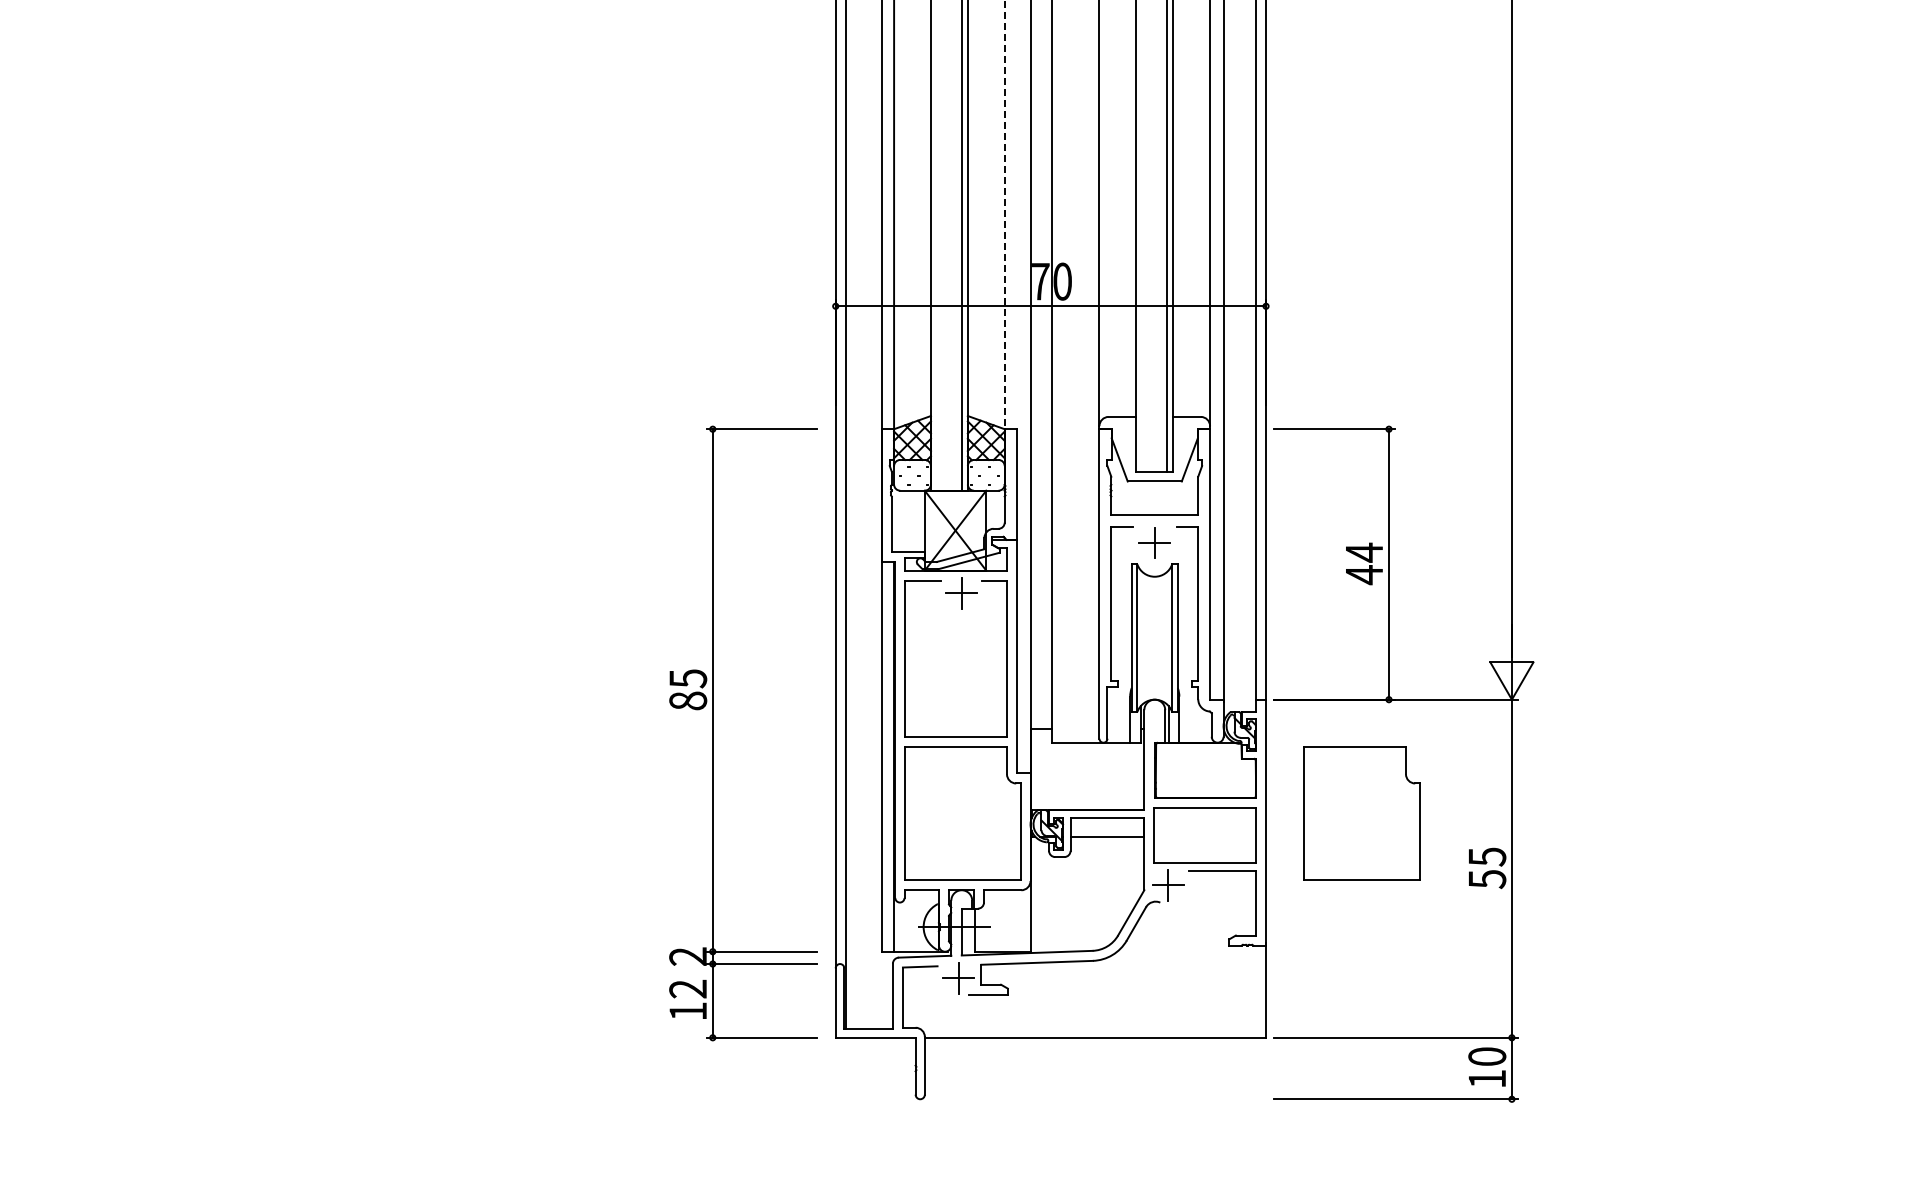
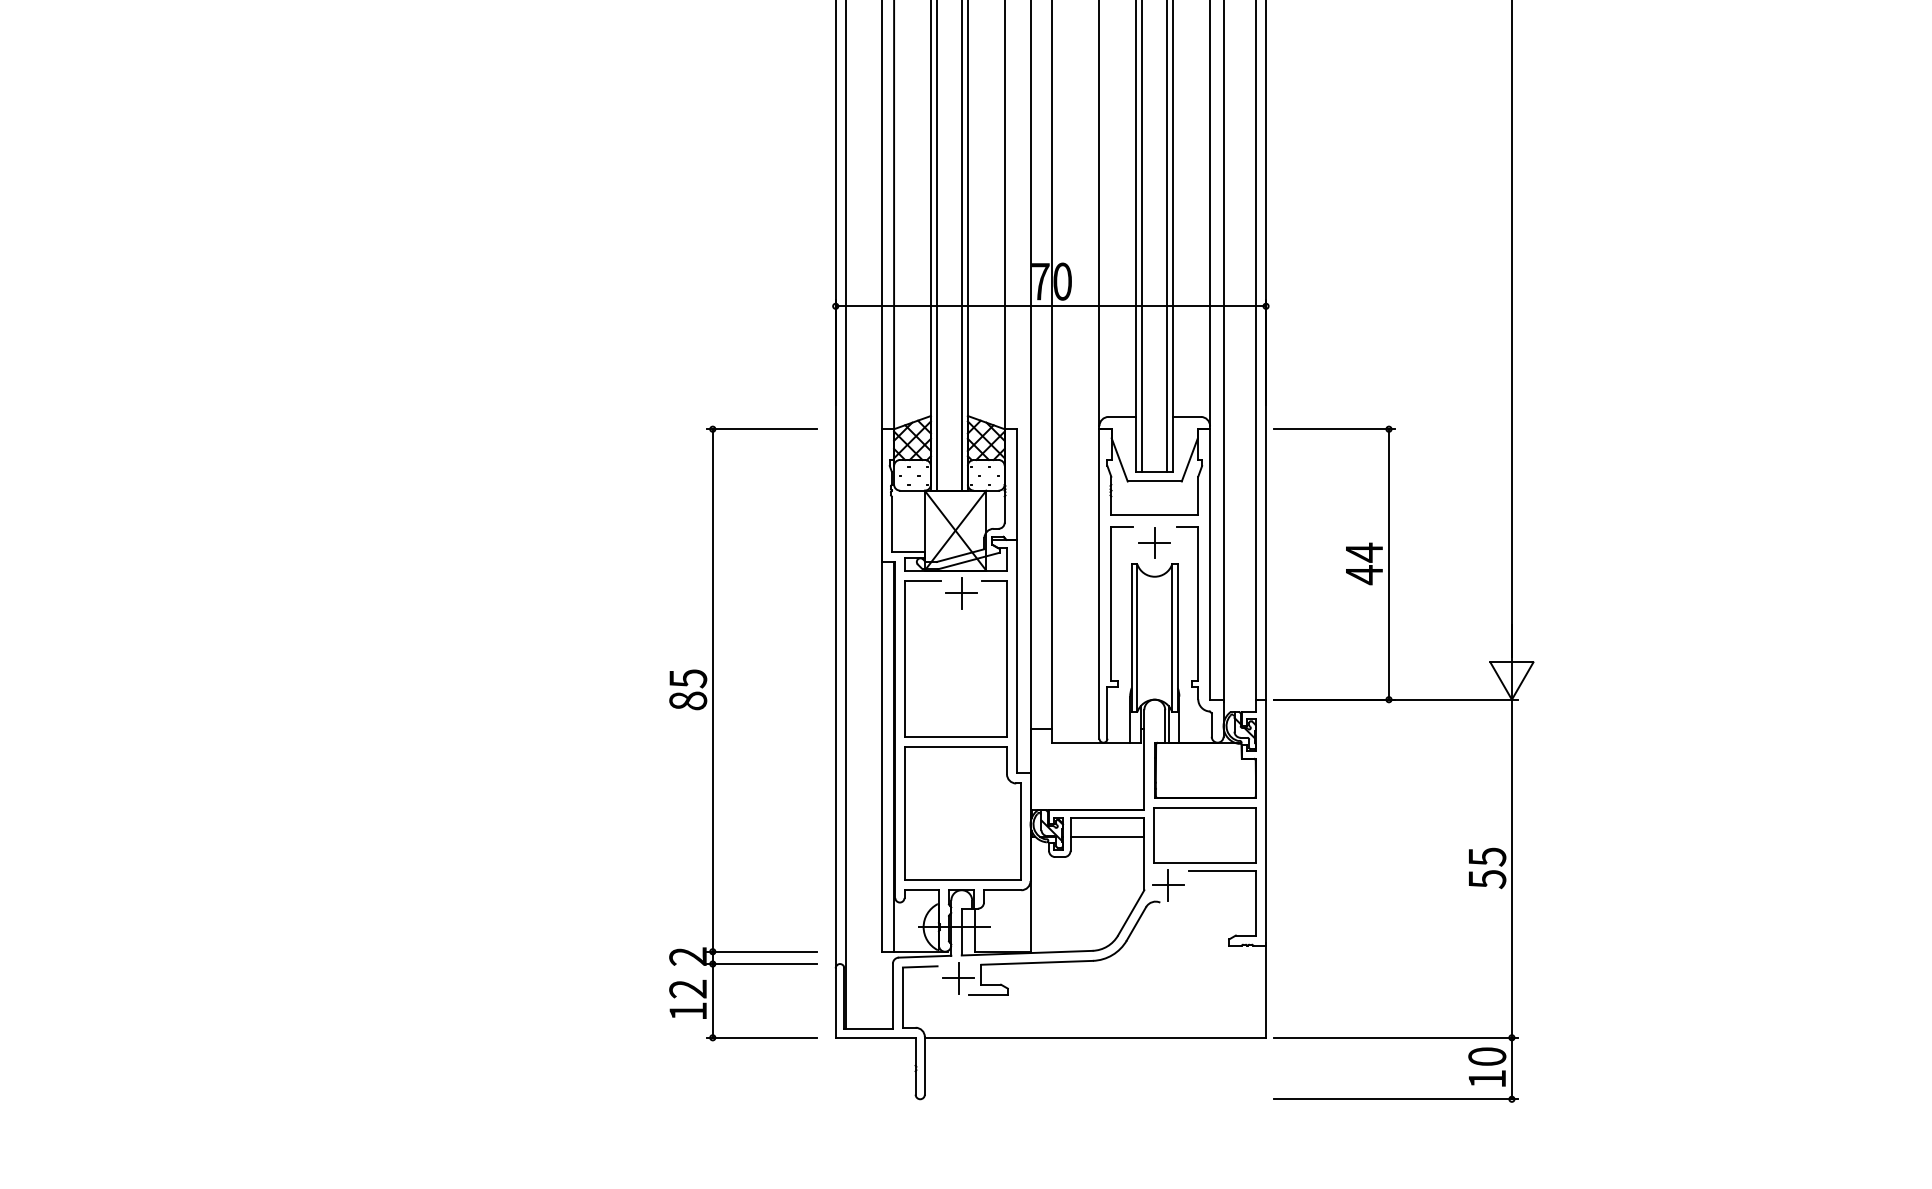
line: dashed -> solid (1004, 216)
line: none -> present (1142, 237)
line: none -> present (937, 246)
part: present -> none (1361, 813)
